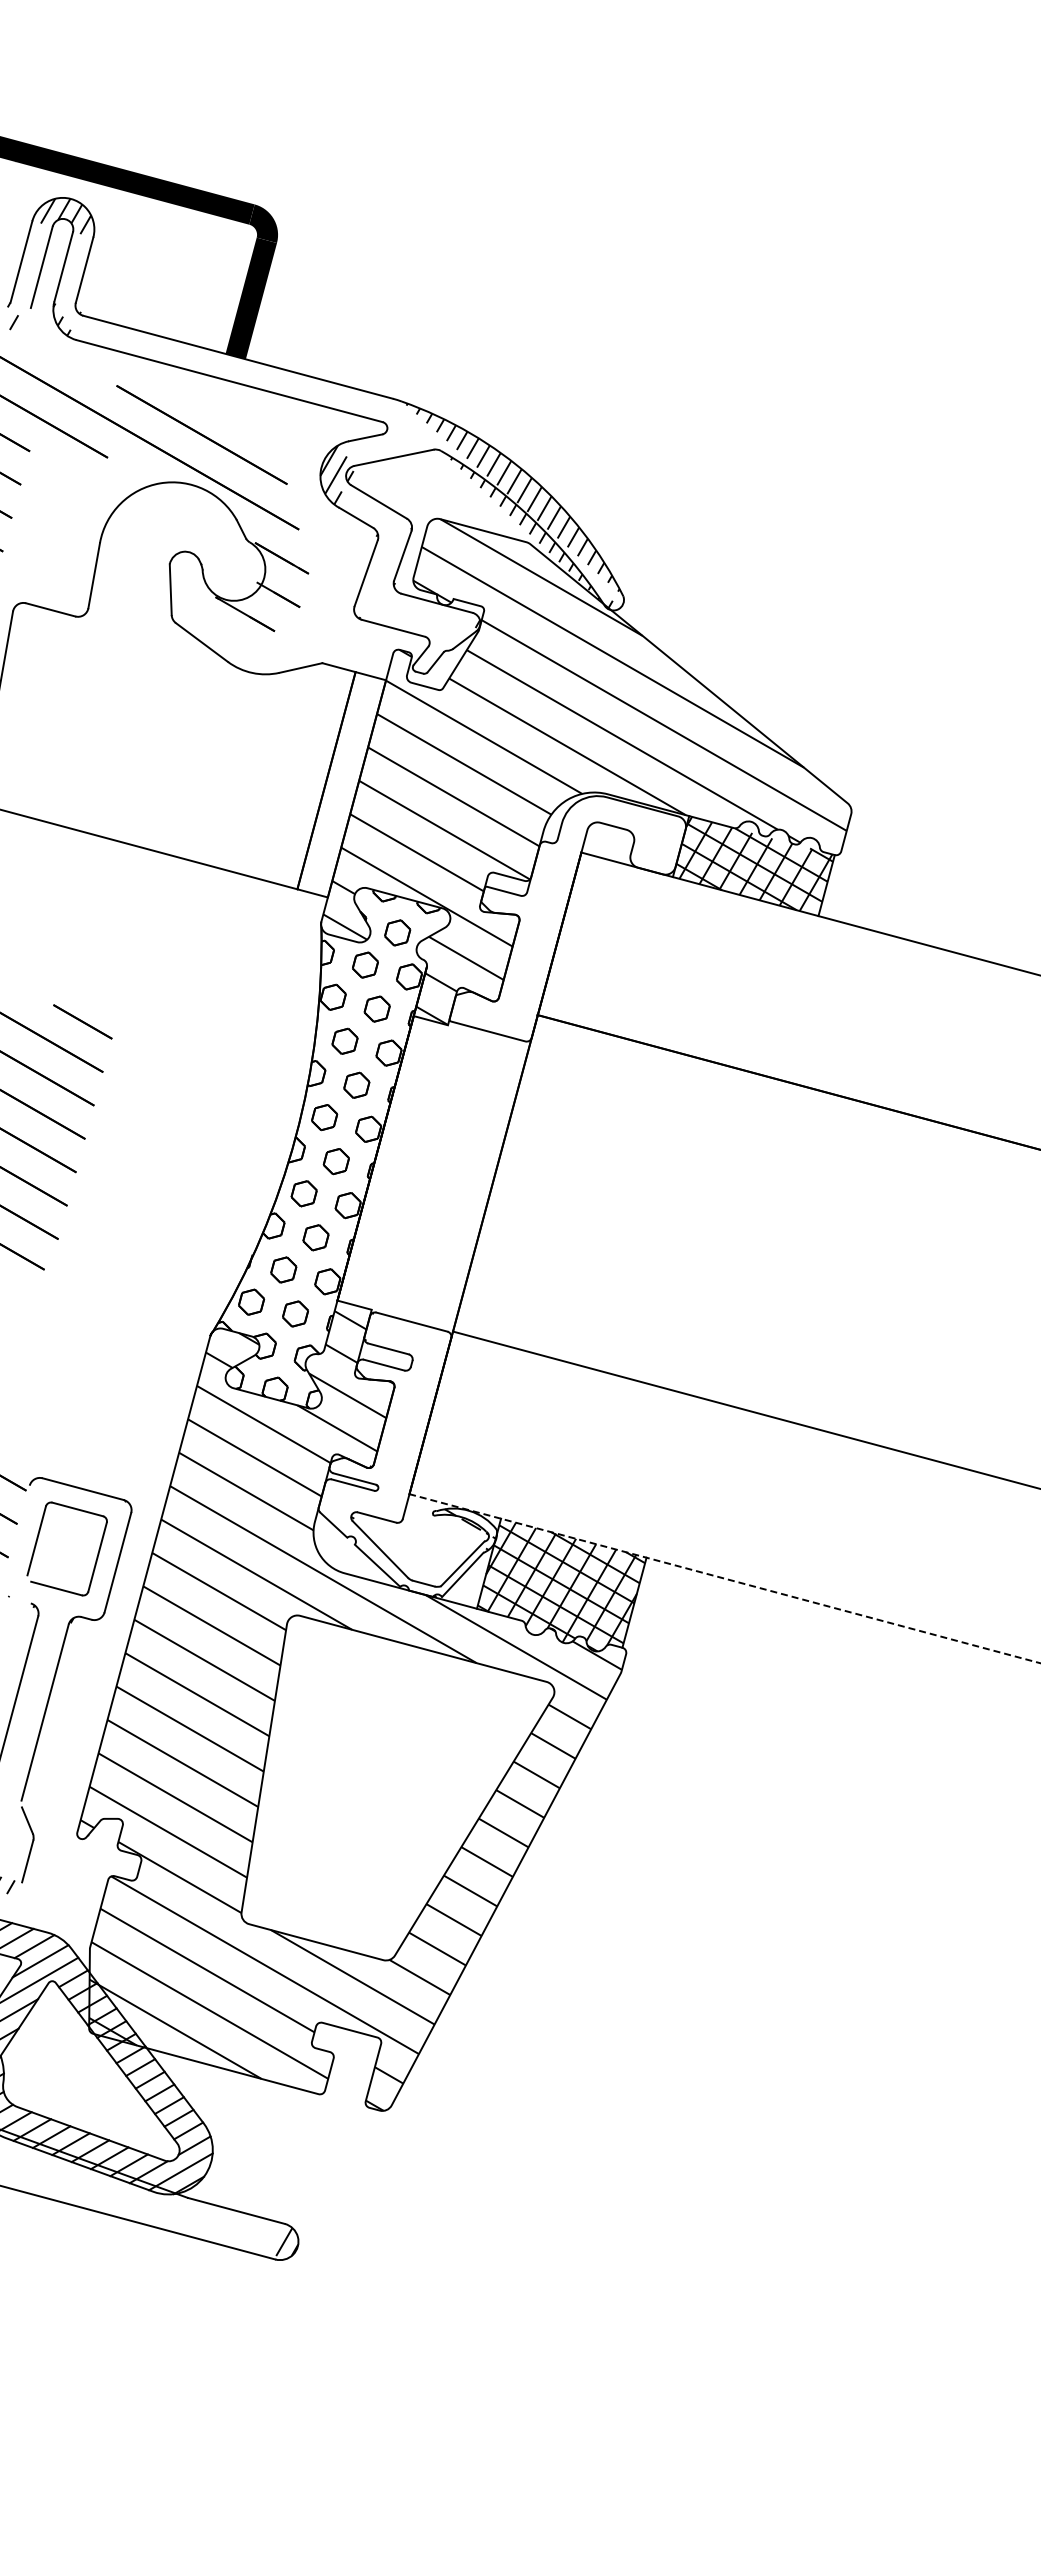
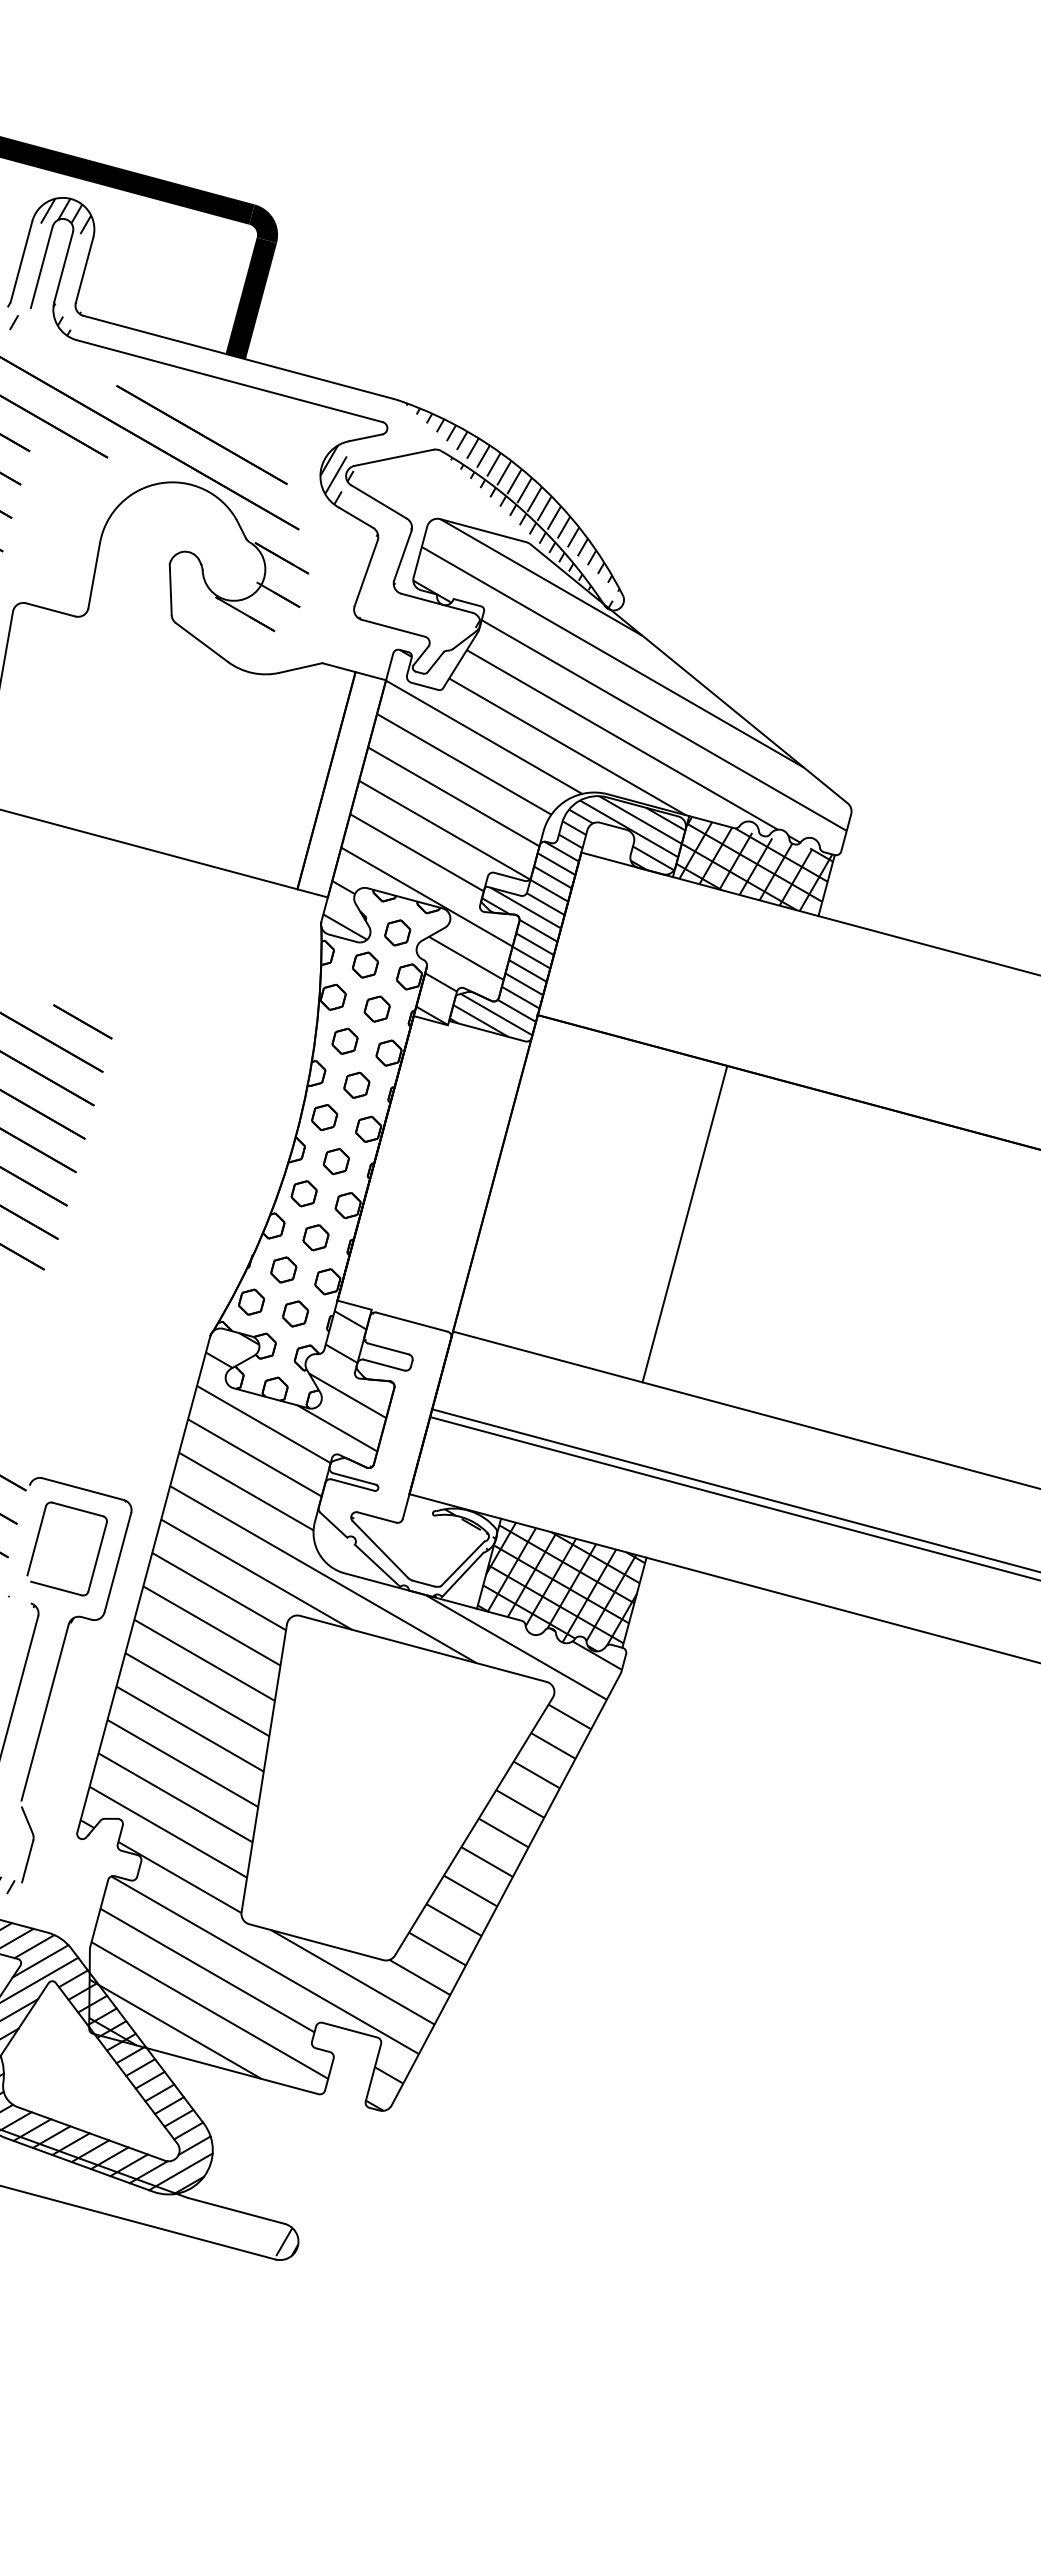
hatch: none -> present (567, 916)
line: none -> present (684, 1223)
line: none -> present (734, 1490)
line: none -> present (733, 1497)
line: dashed -> solid (724, 1578)
